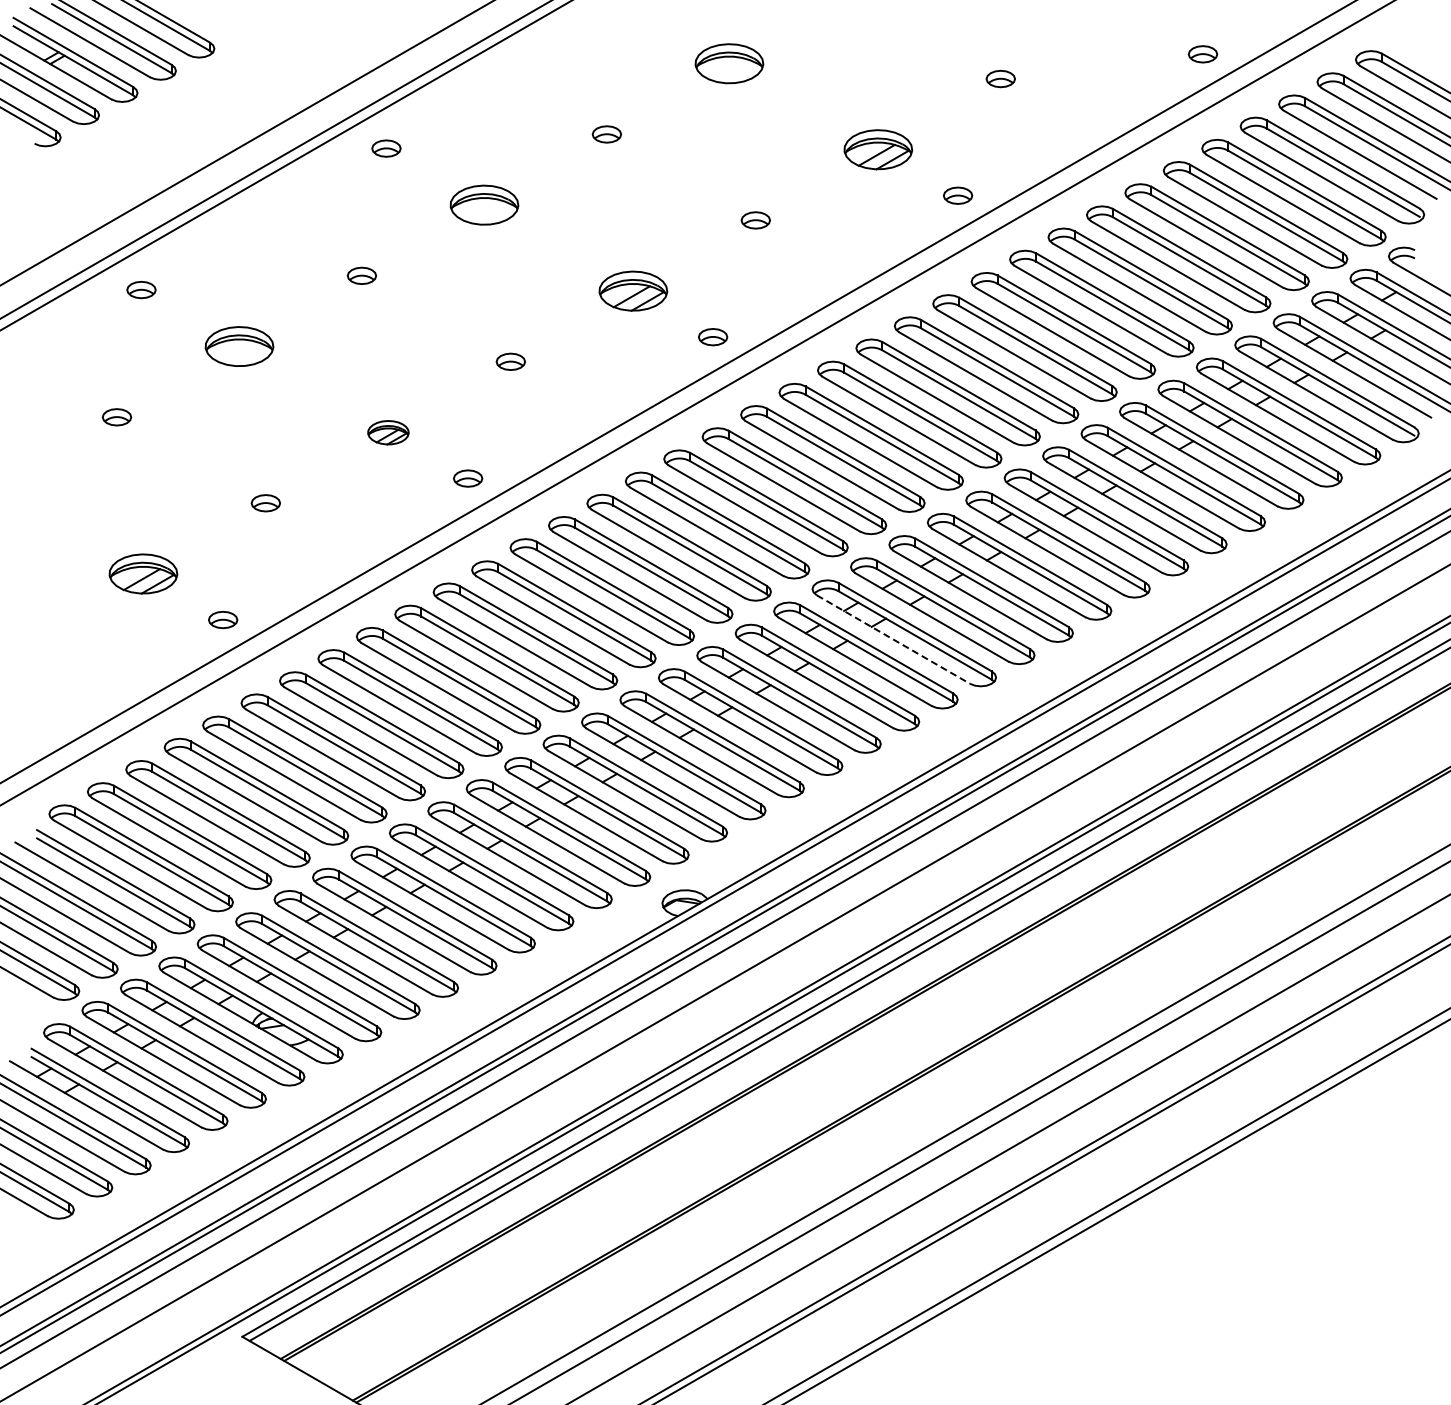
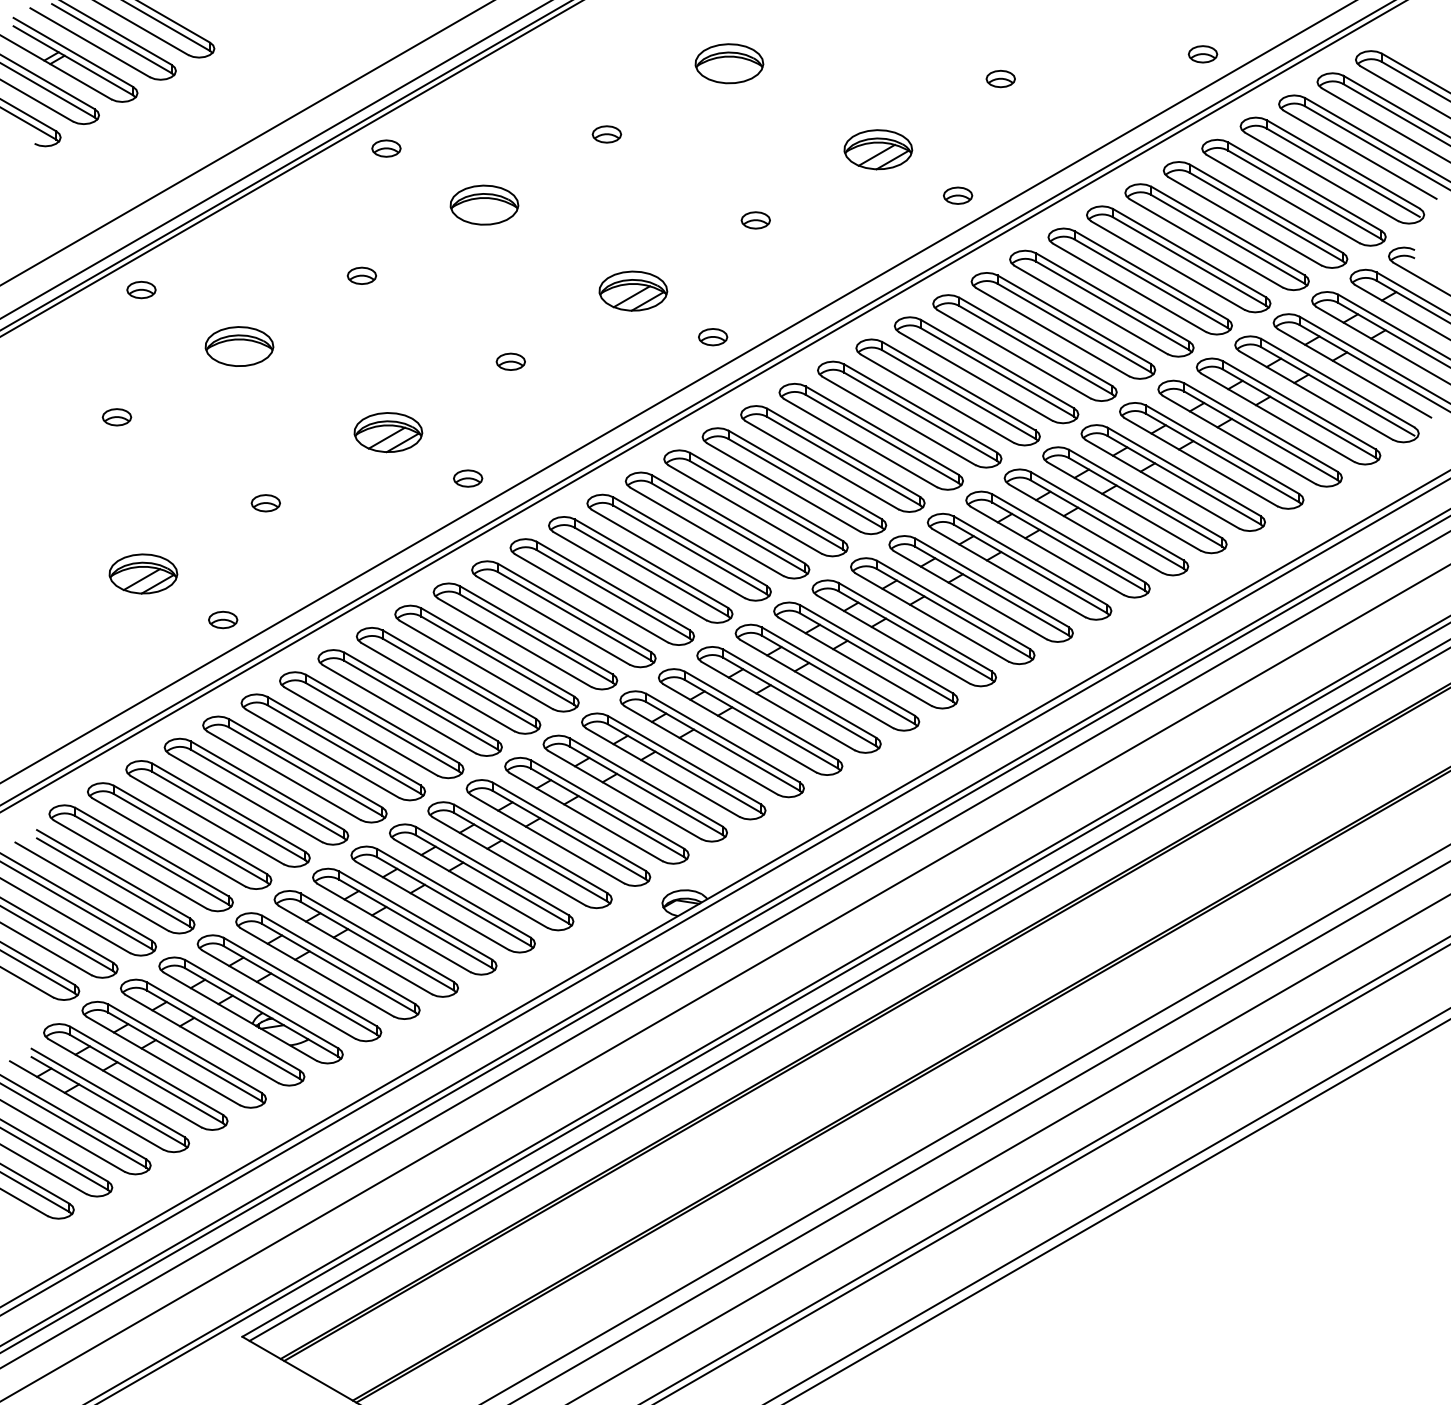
line: none -> present (290, 168)
line: none -> present (703, 406)
part size: 43x26 px -> 71x42 px (388, 432)
line: dashed -> solid (893, 639)
